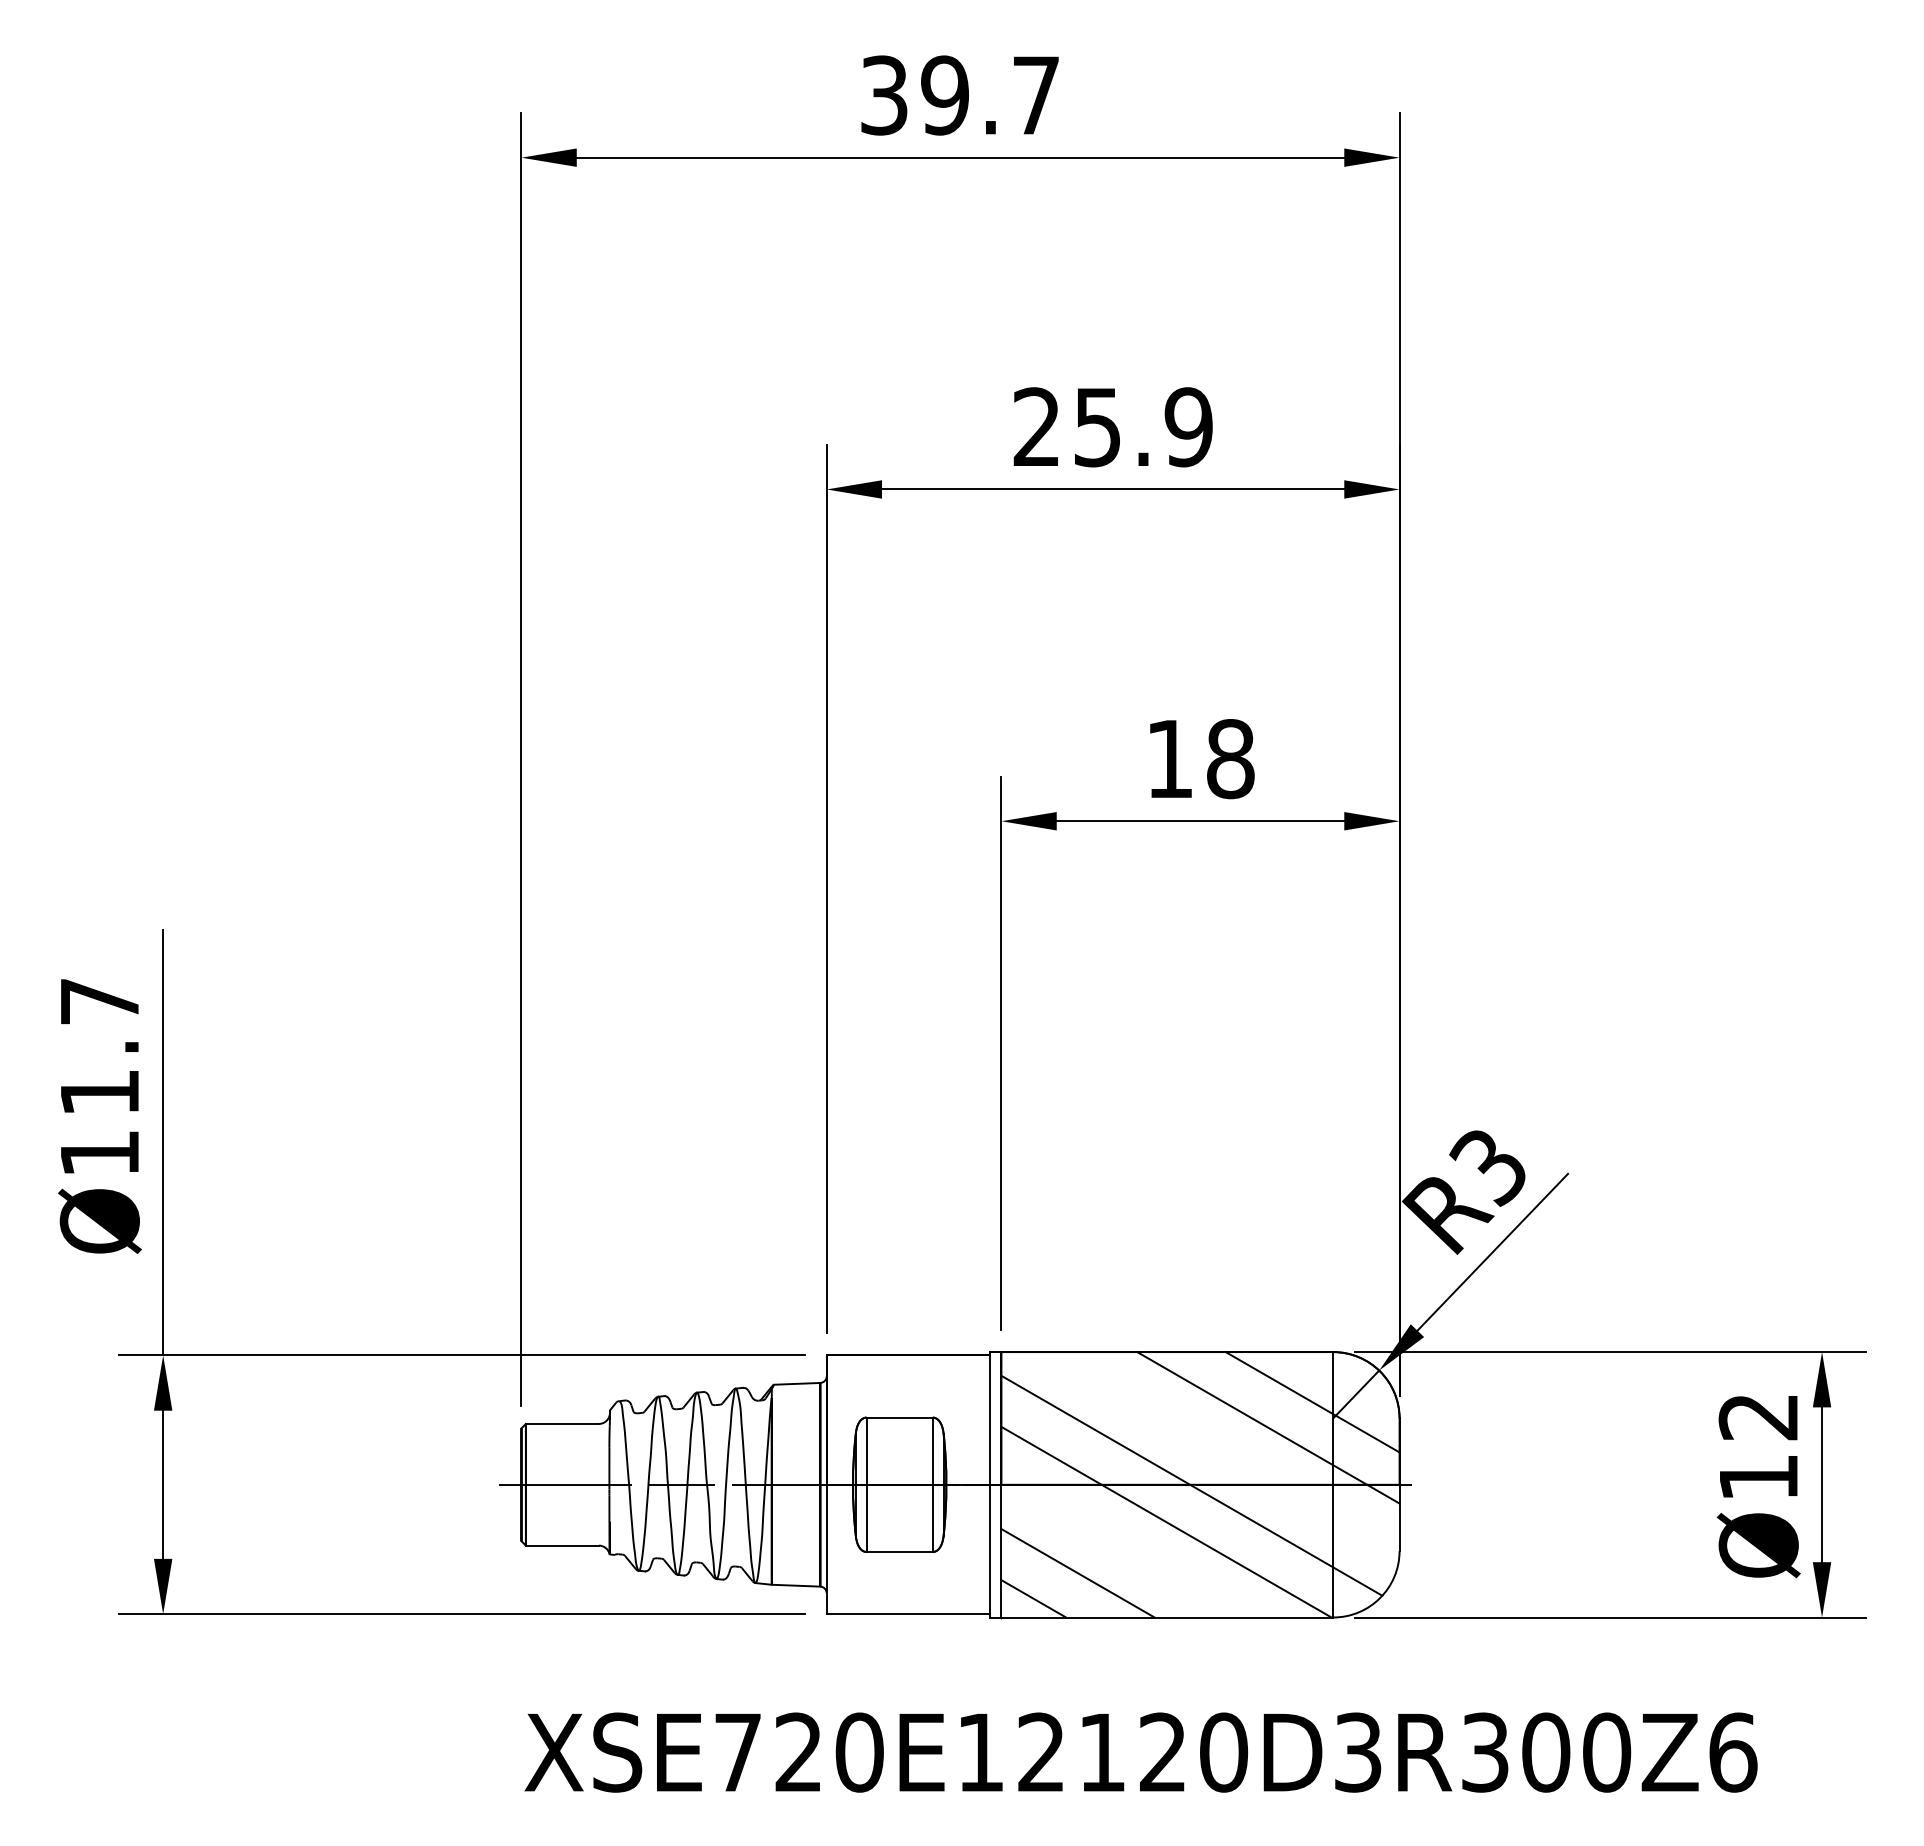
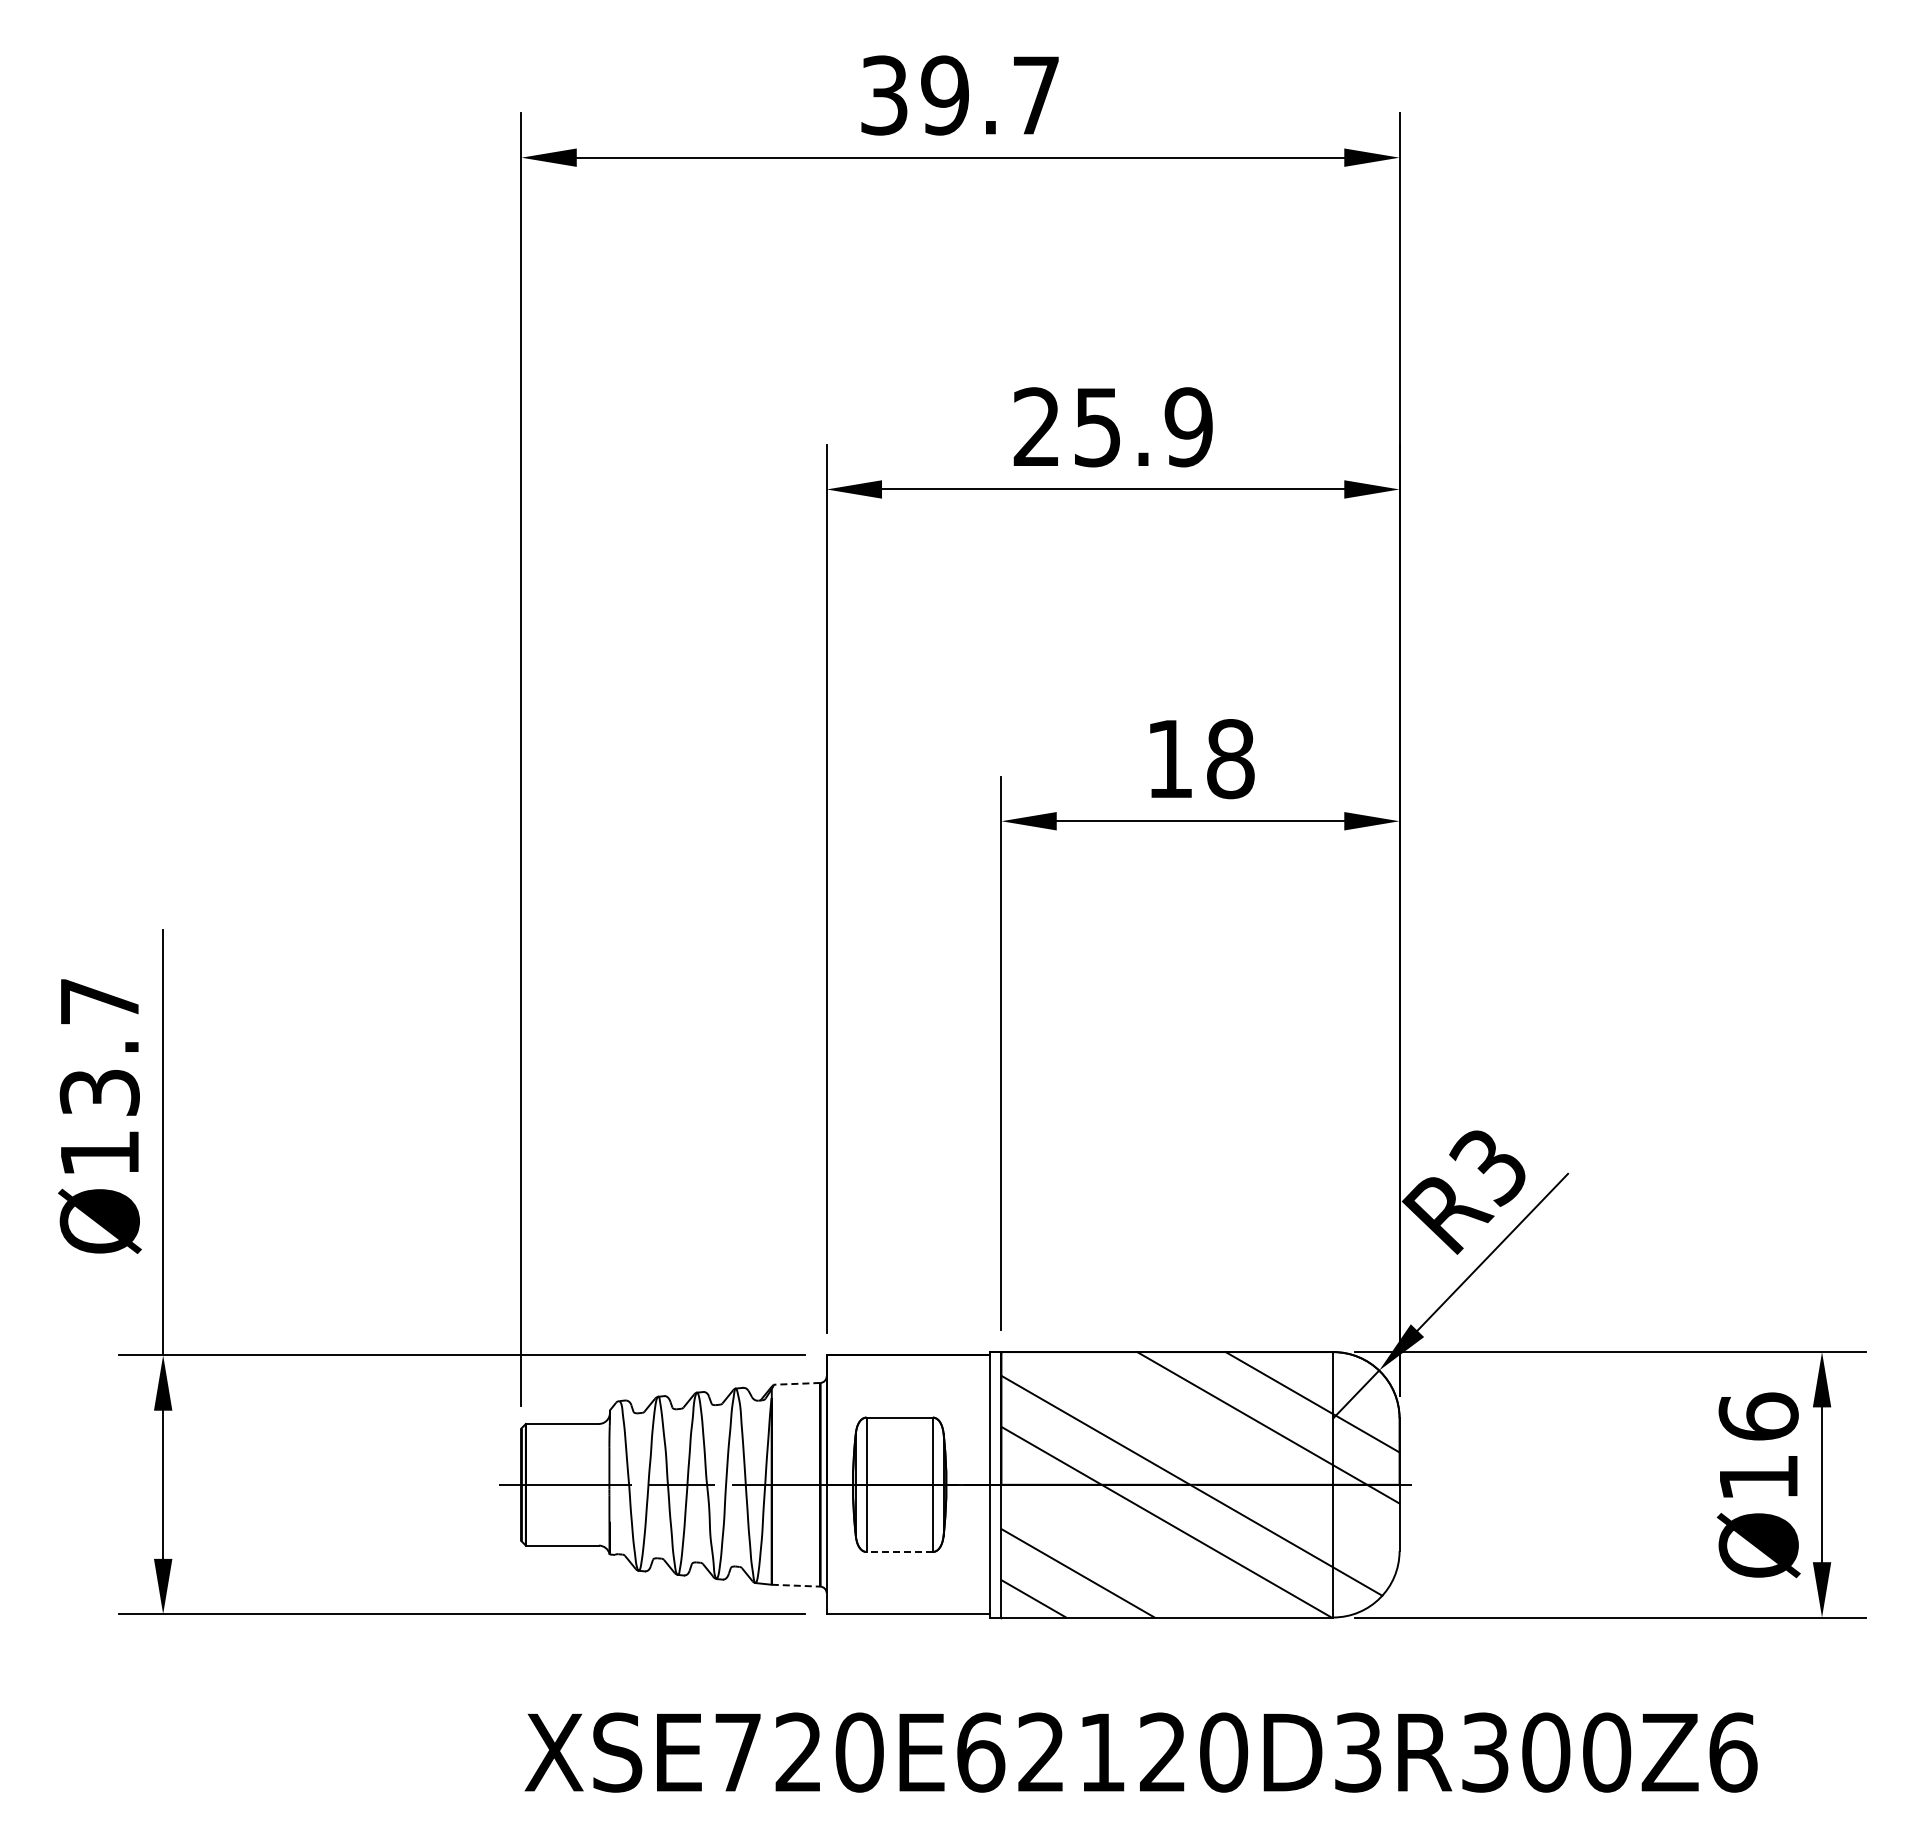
text: Ø11.7 -> Ø13.7 (99, 1092)
line: solid -> dashed (796, 1383)
text: Ø12 -> Ø16 (1758, 1416)
line: solid -> dashed (899, 1551)
line: solid -> dashed (796, 1585)
text: XSE720E12120D3R300Z6 -> XSE720E62120D3R300Z6 (981, 1752)
